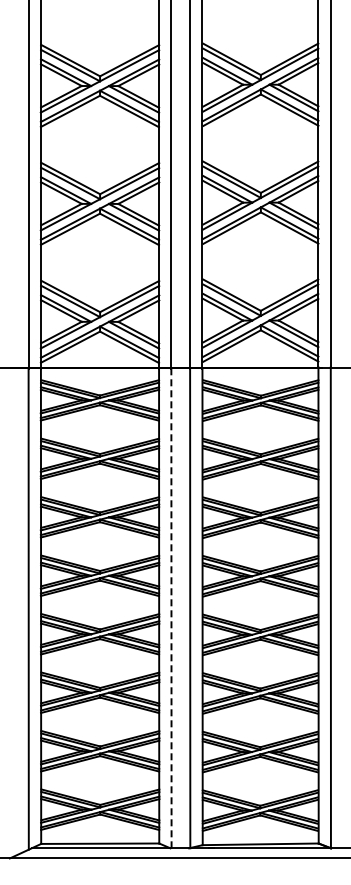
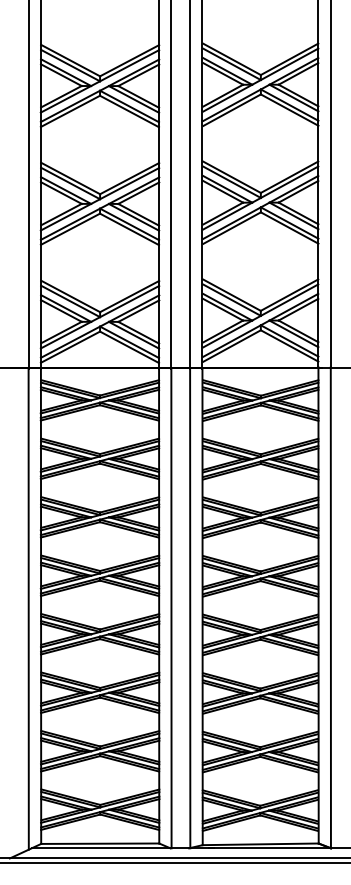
line: dashed -> solid (171, 608)
line: none -> present (174, 862)
